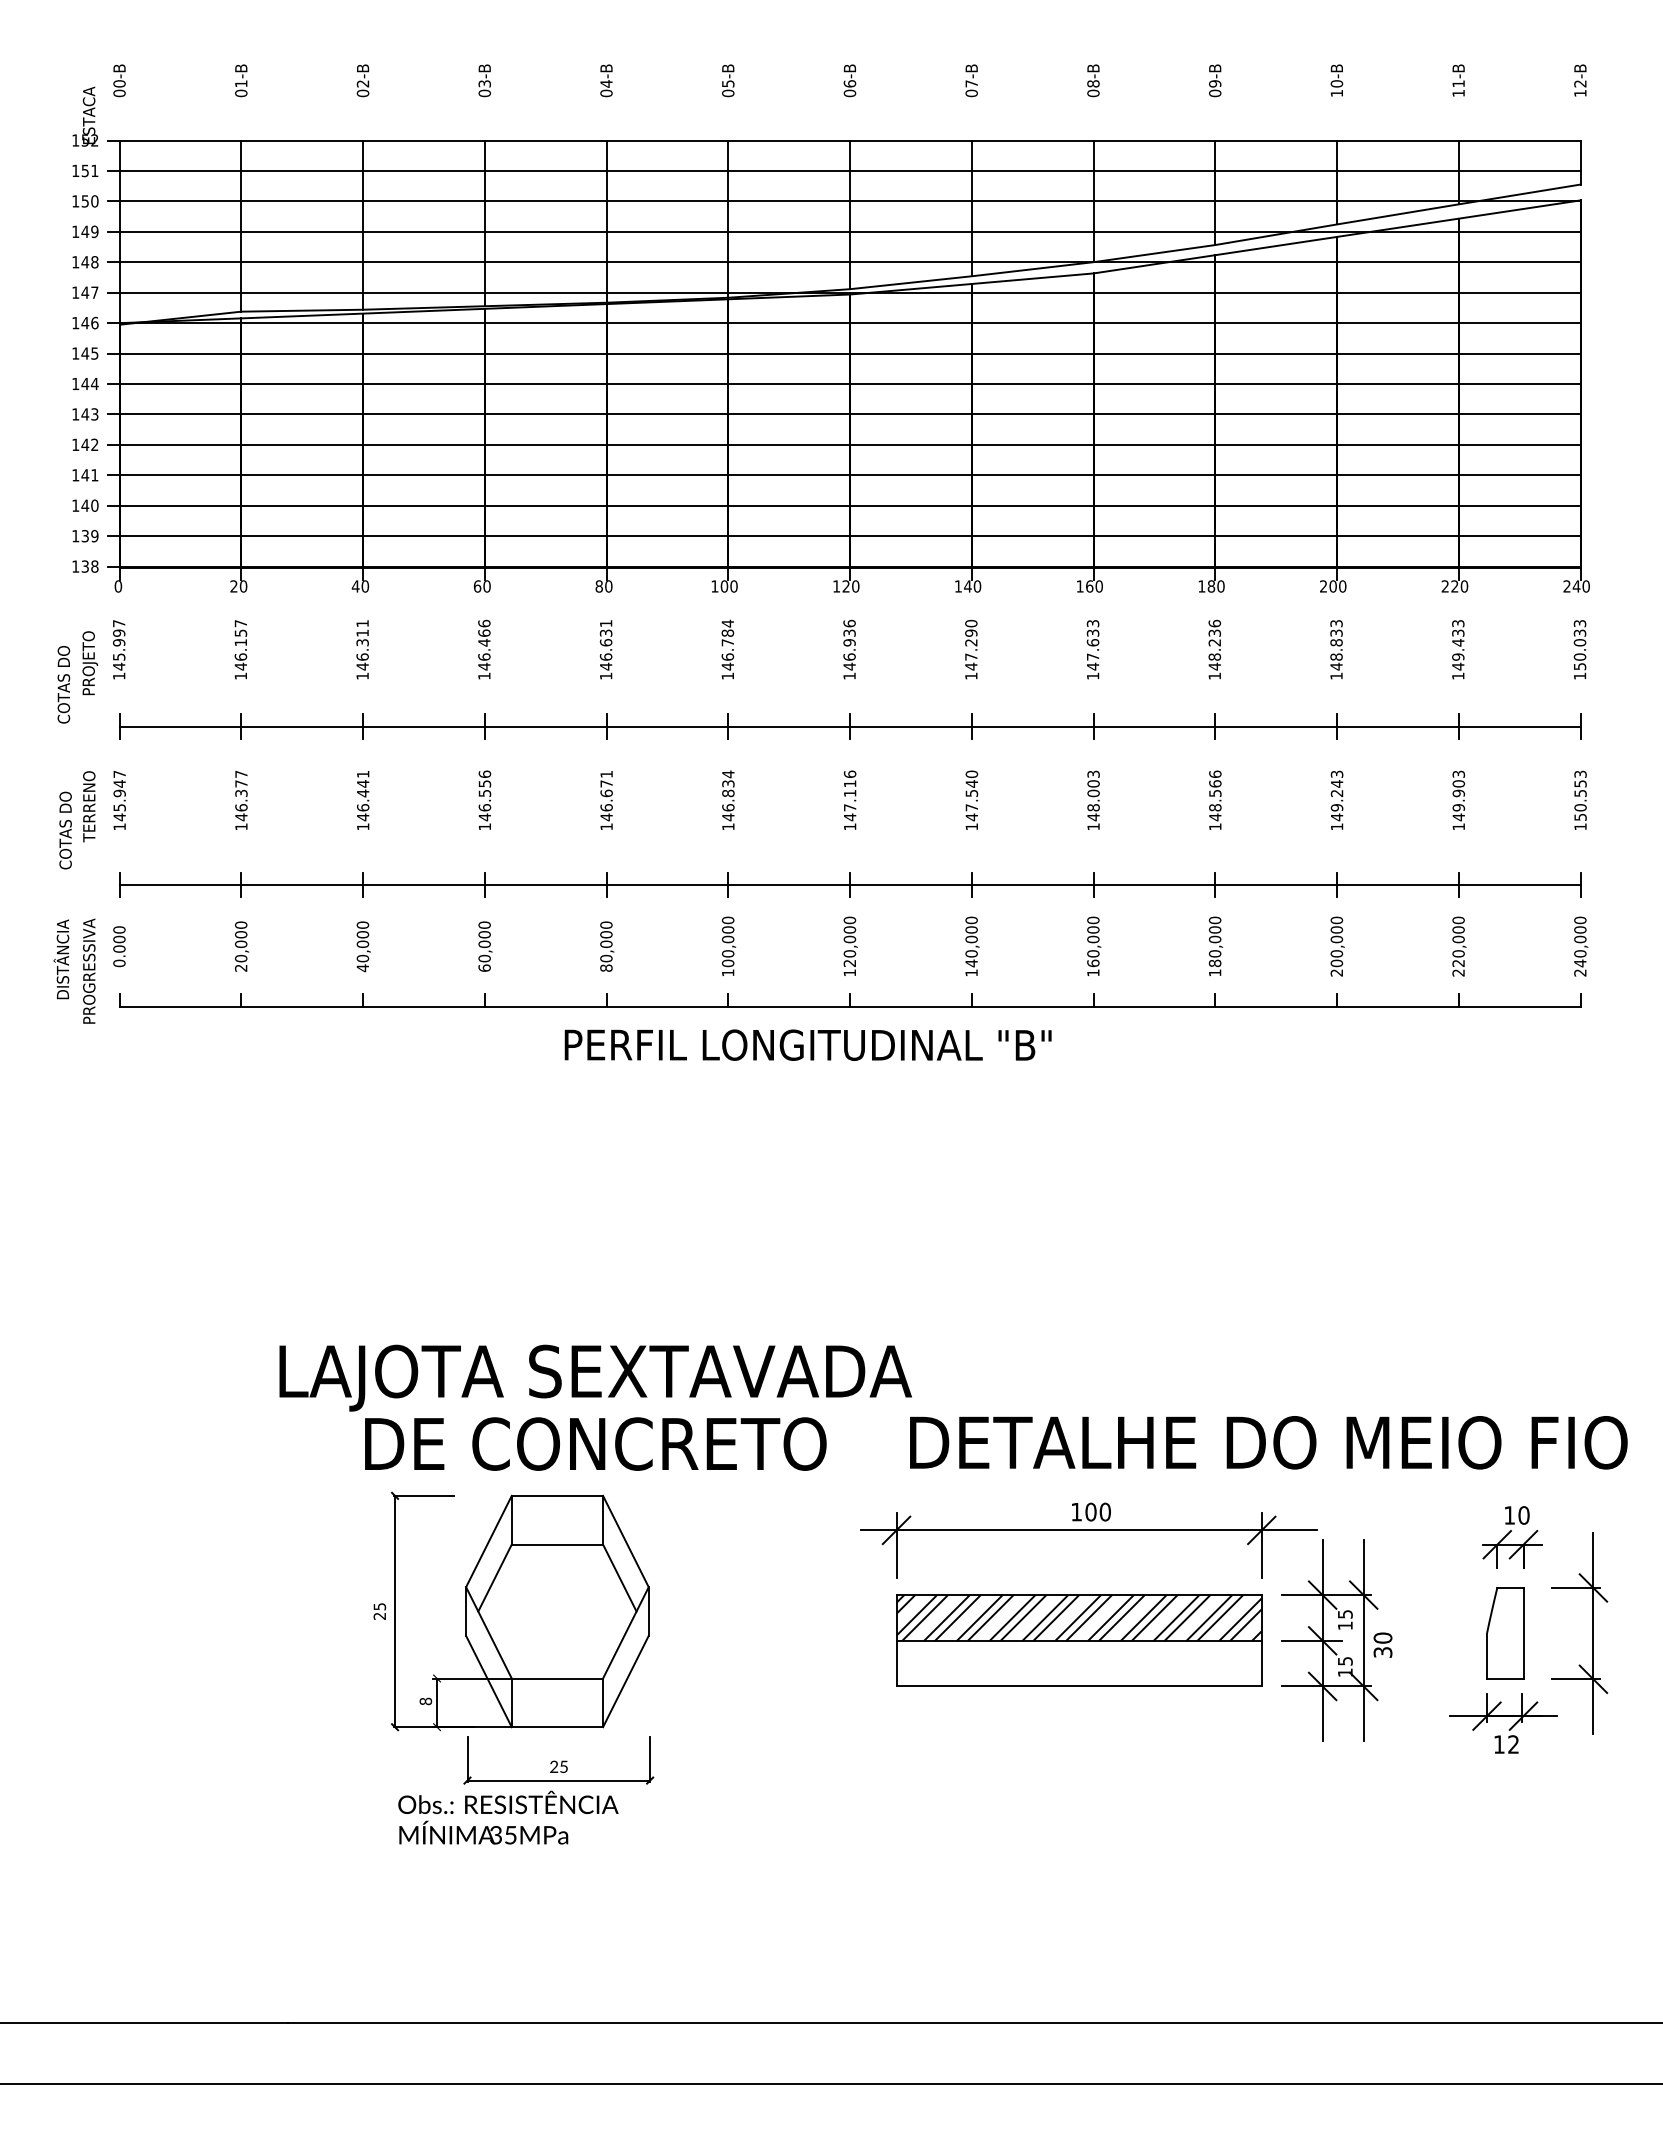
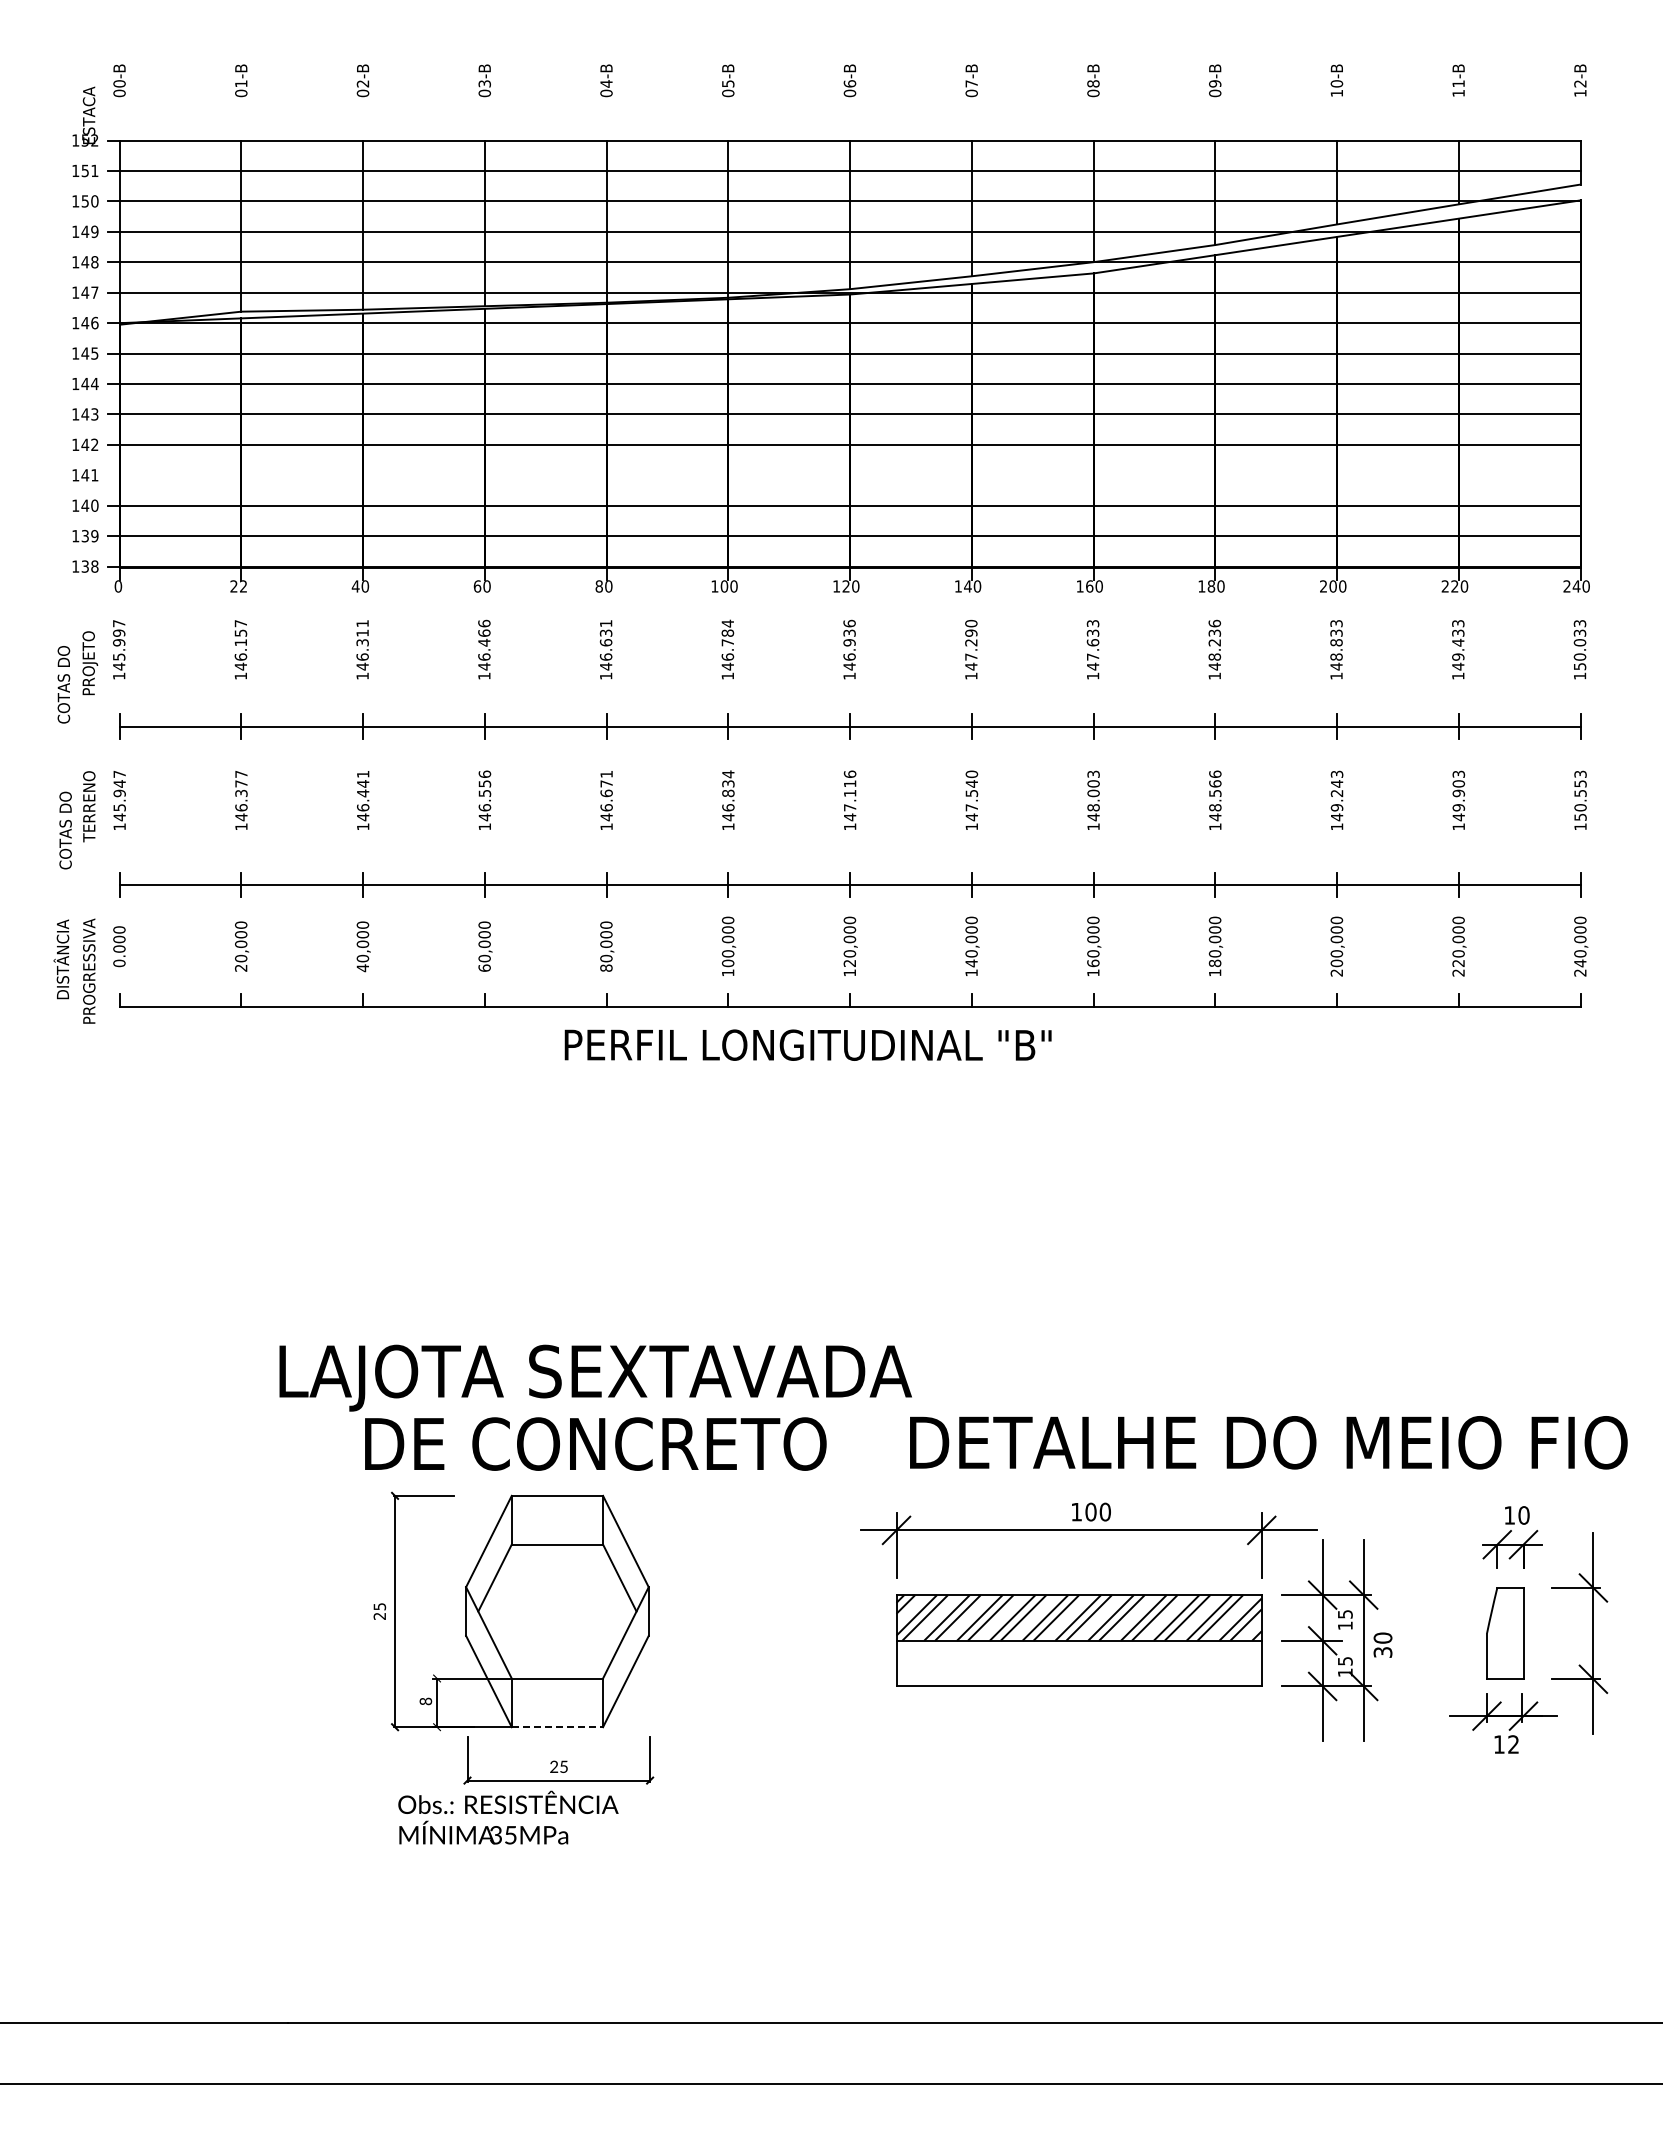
line: present -> none (843, 475)
text: 20 -> 22 (243, 586)
line: solid -> dashed (557, 1727)
